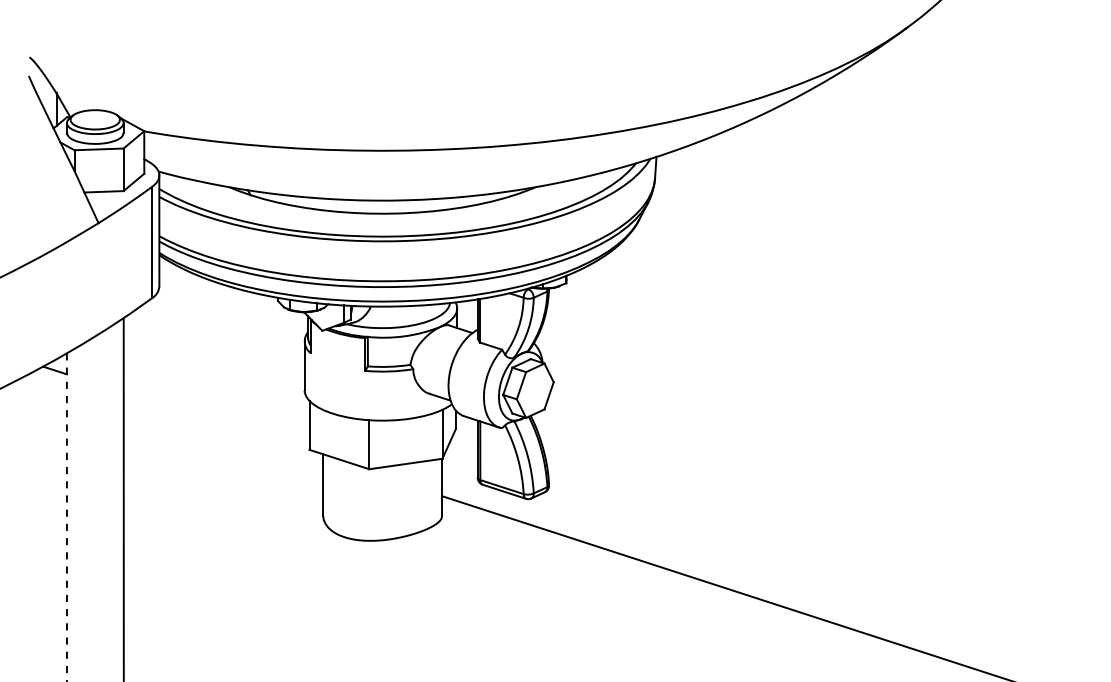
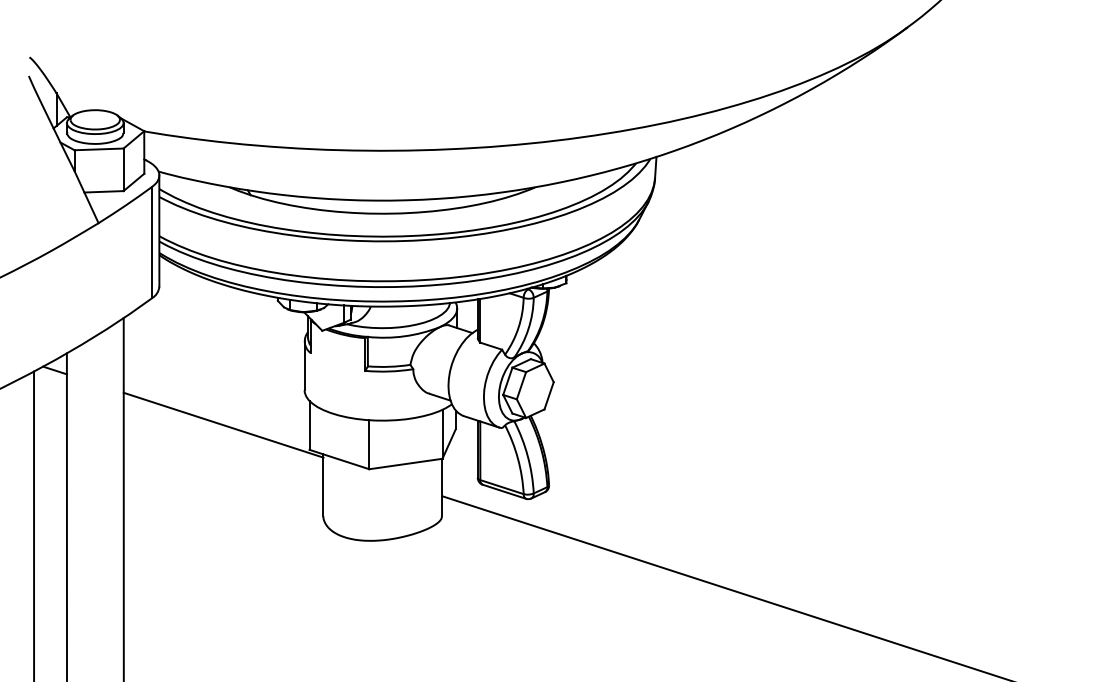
line: none -> present (223, 424)
line: dashed -> solid (66, 517)
line: none -> present (34, 524)
